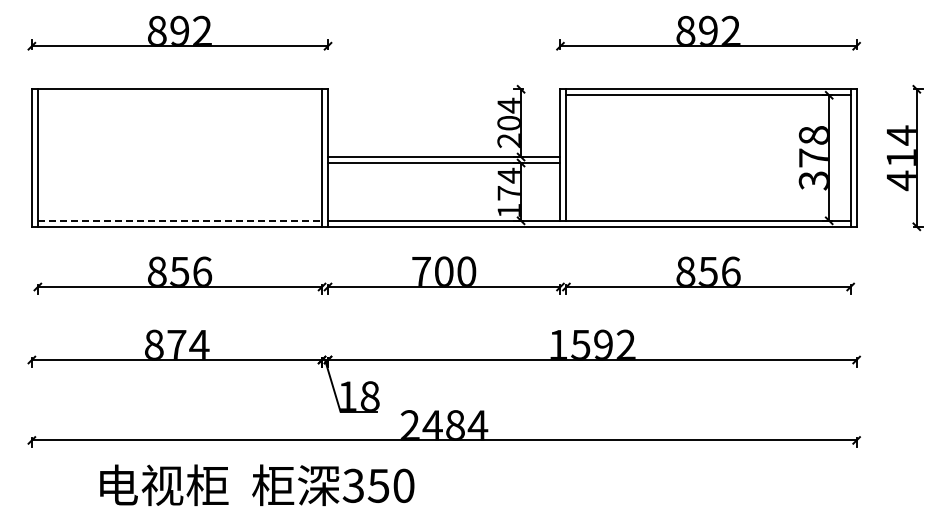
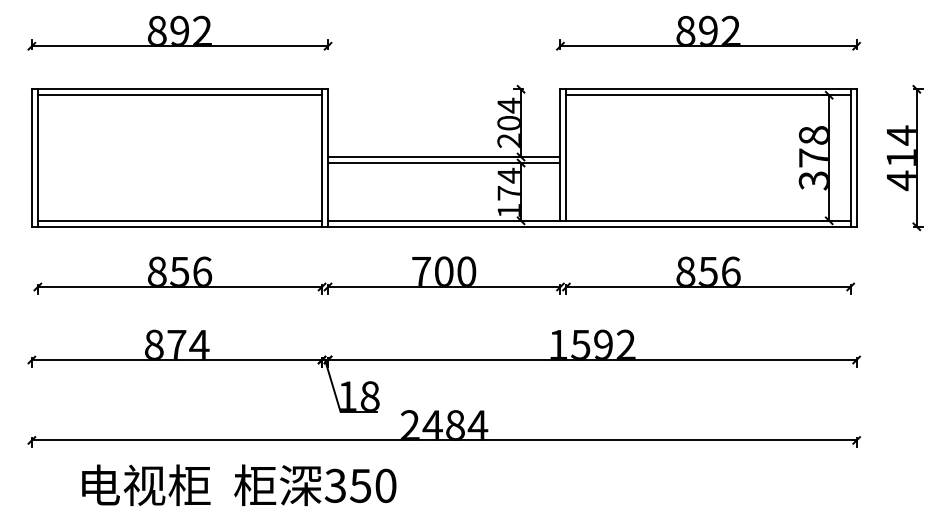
line: none -> present (179, 95)
line: dashed -> solid (180, 220)
text position: (257, 484) -> (239, 484) (239, 484)
